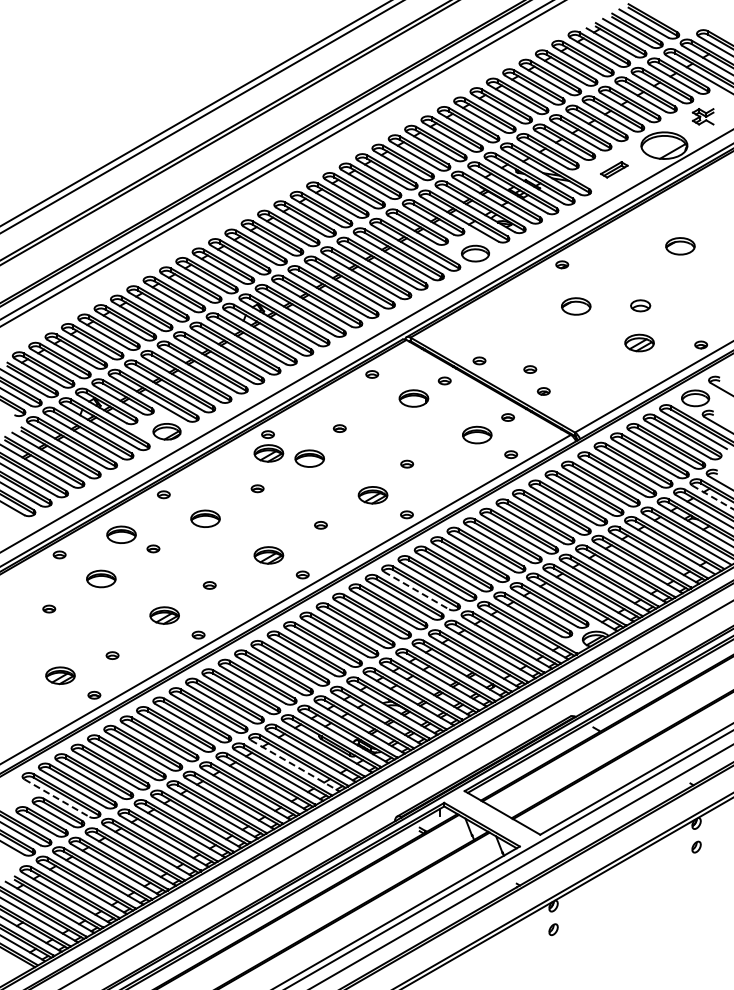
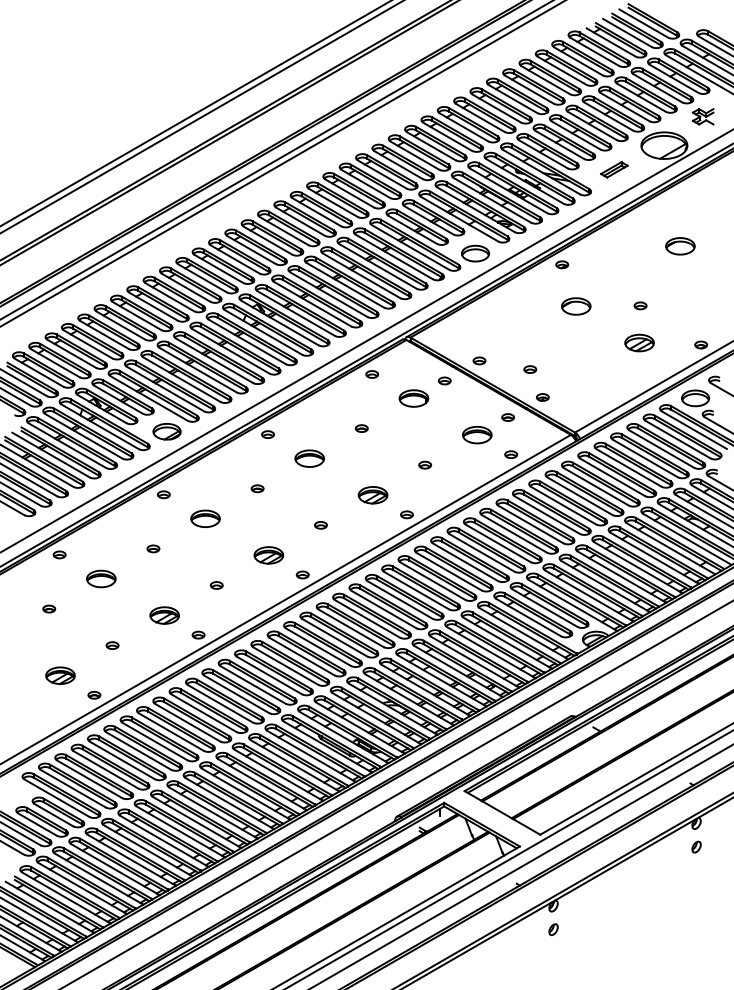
part size: 22x14 px -> 15x10 px (640, 305)
part position: (543, 391) -> (542, 397) (542, 397)
part position: (339, 428) -> (361, 428) (361, 428)
part: present -> none (268, 453)
part position: (407, 463) -> (425, 464) (425, 464)
line: dashed -> solid (712, 497)
part: present -> none (121, 534)
part position: (209, 585) -> (216, 585) (216, 585)
line: dashed -> solid (416, 590)
part position: (112, 655) -> (112, 645) (112, 645)
line: dashed -> solid (294, 765)
line: dashed -> solid (56, 798)
